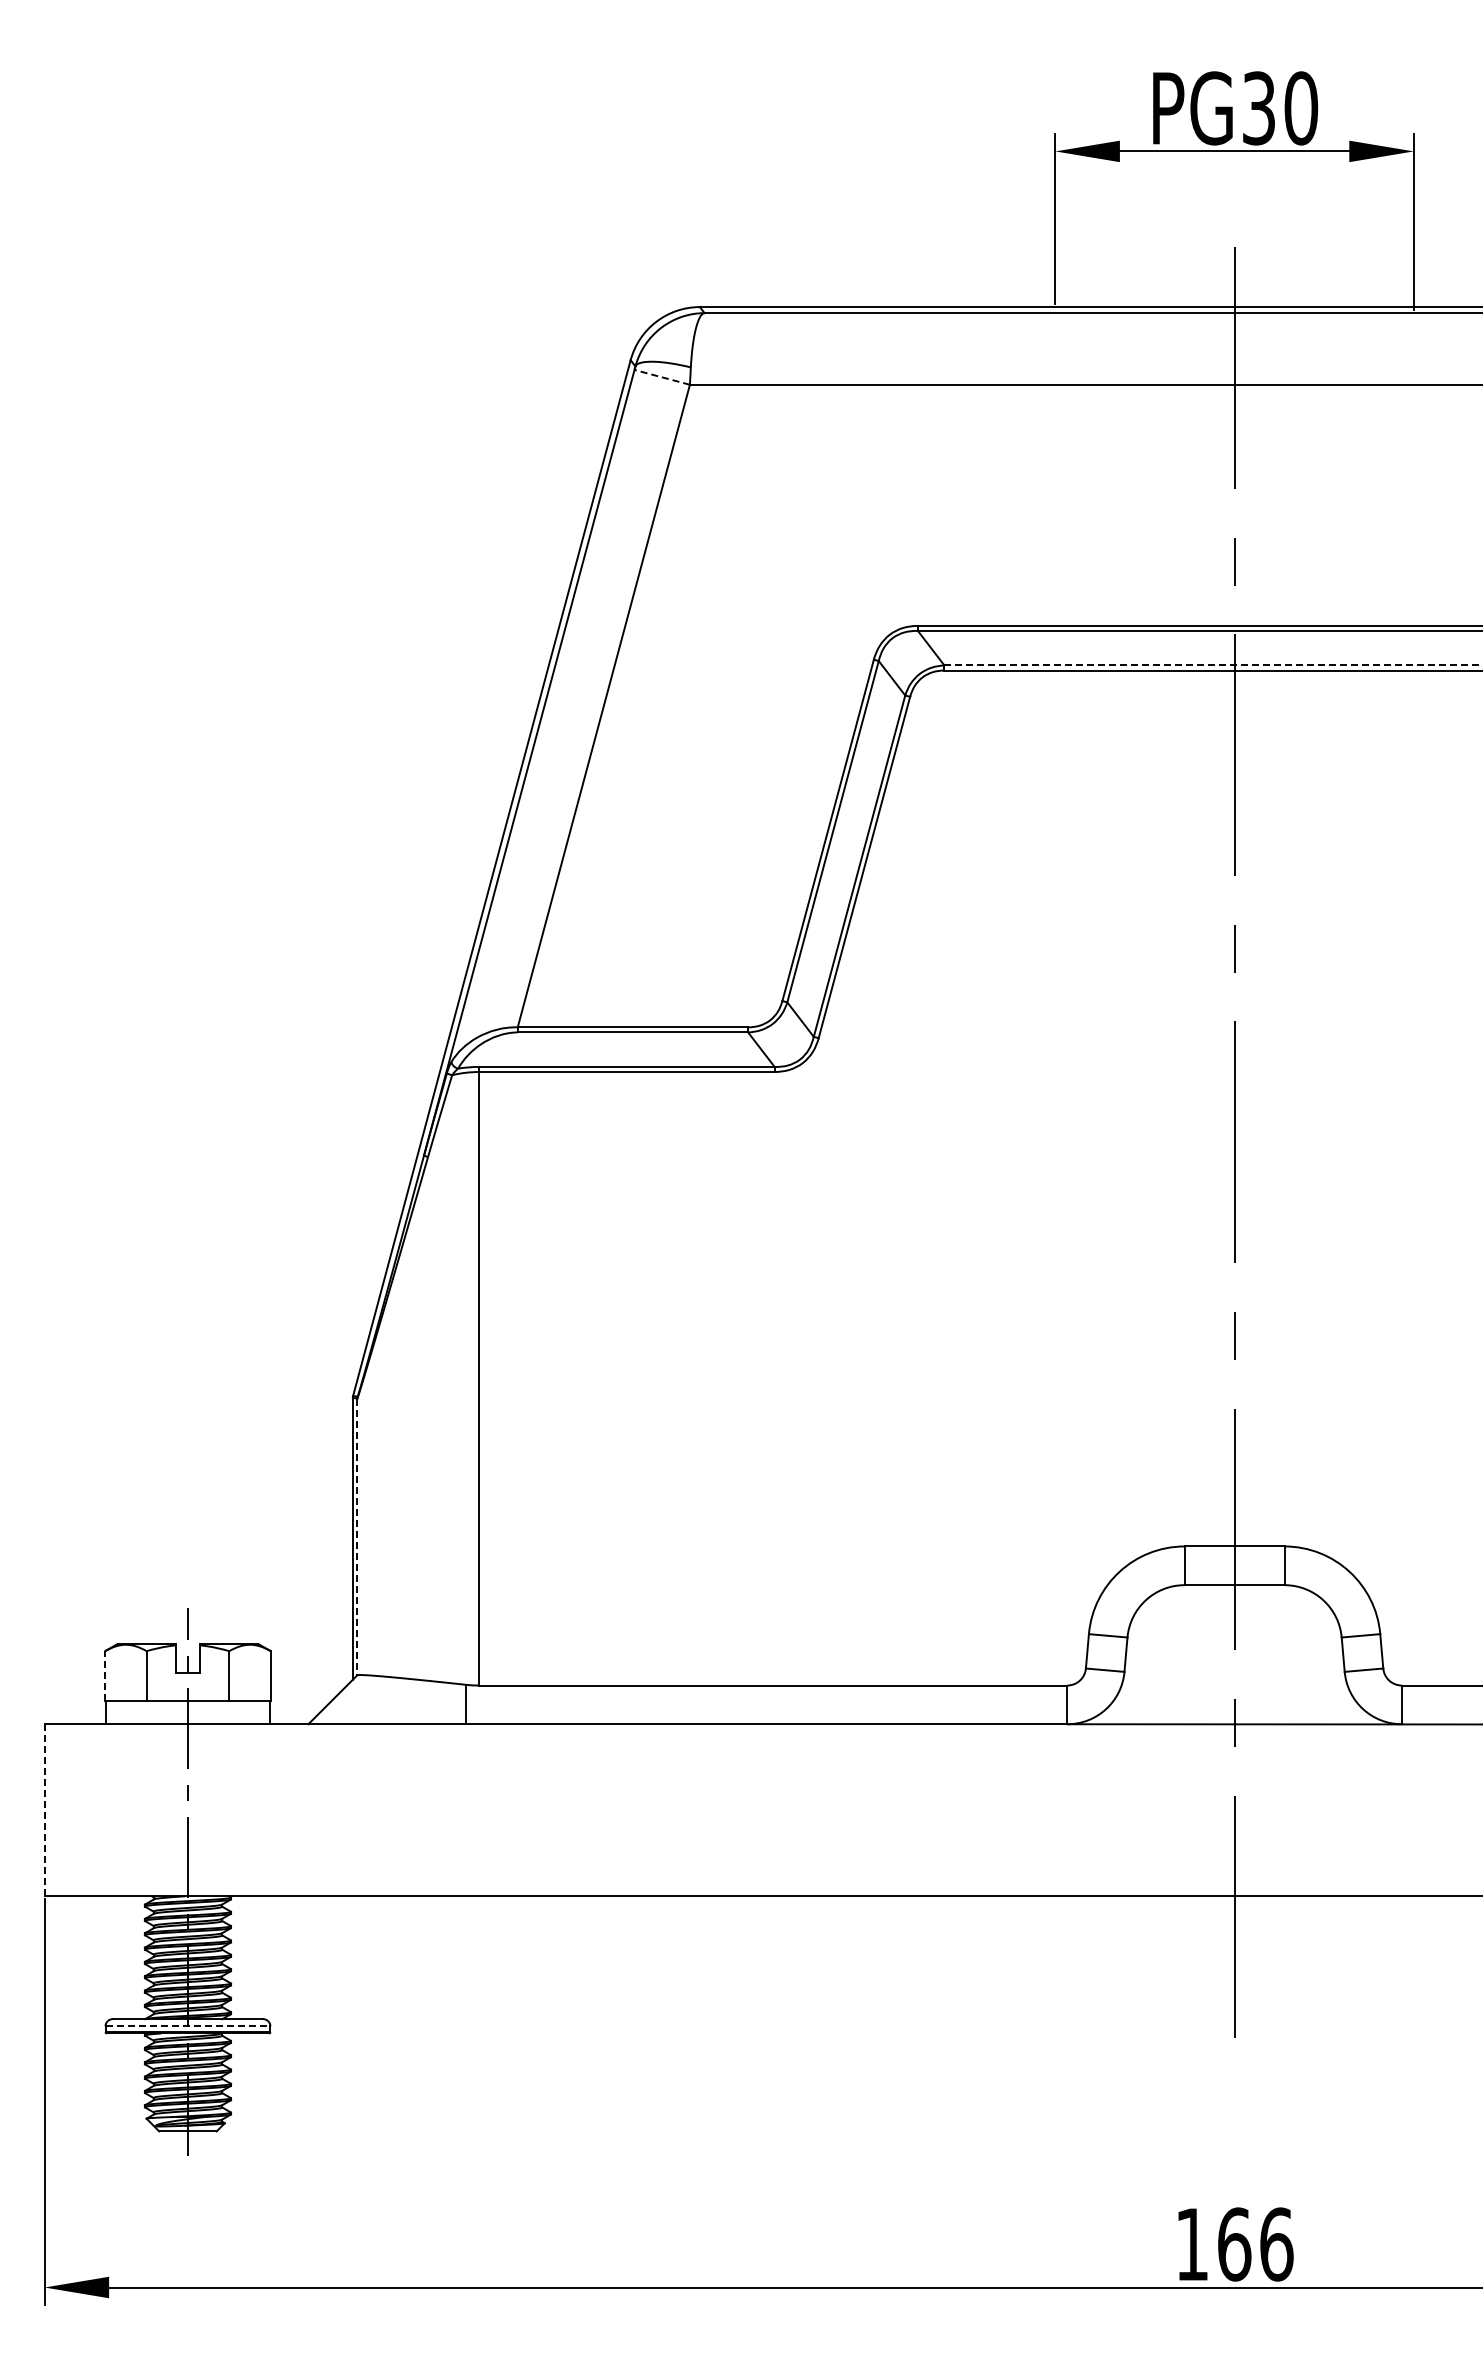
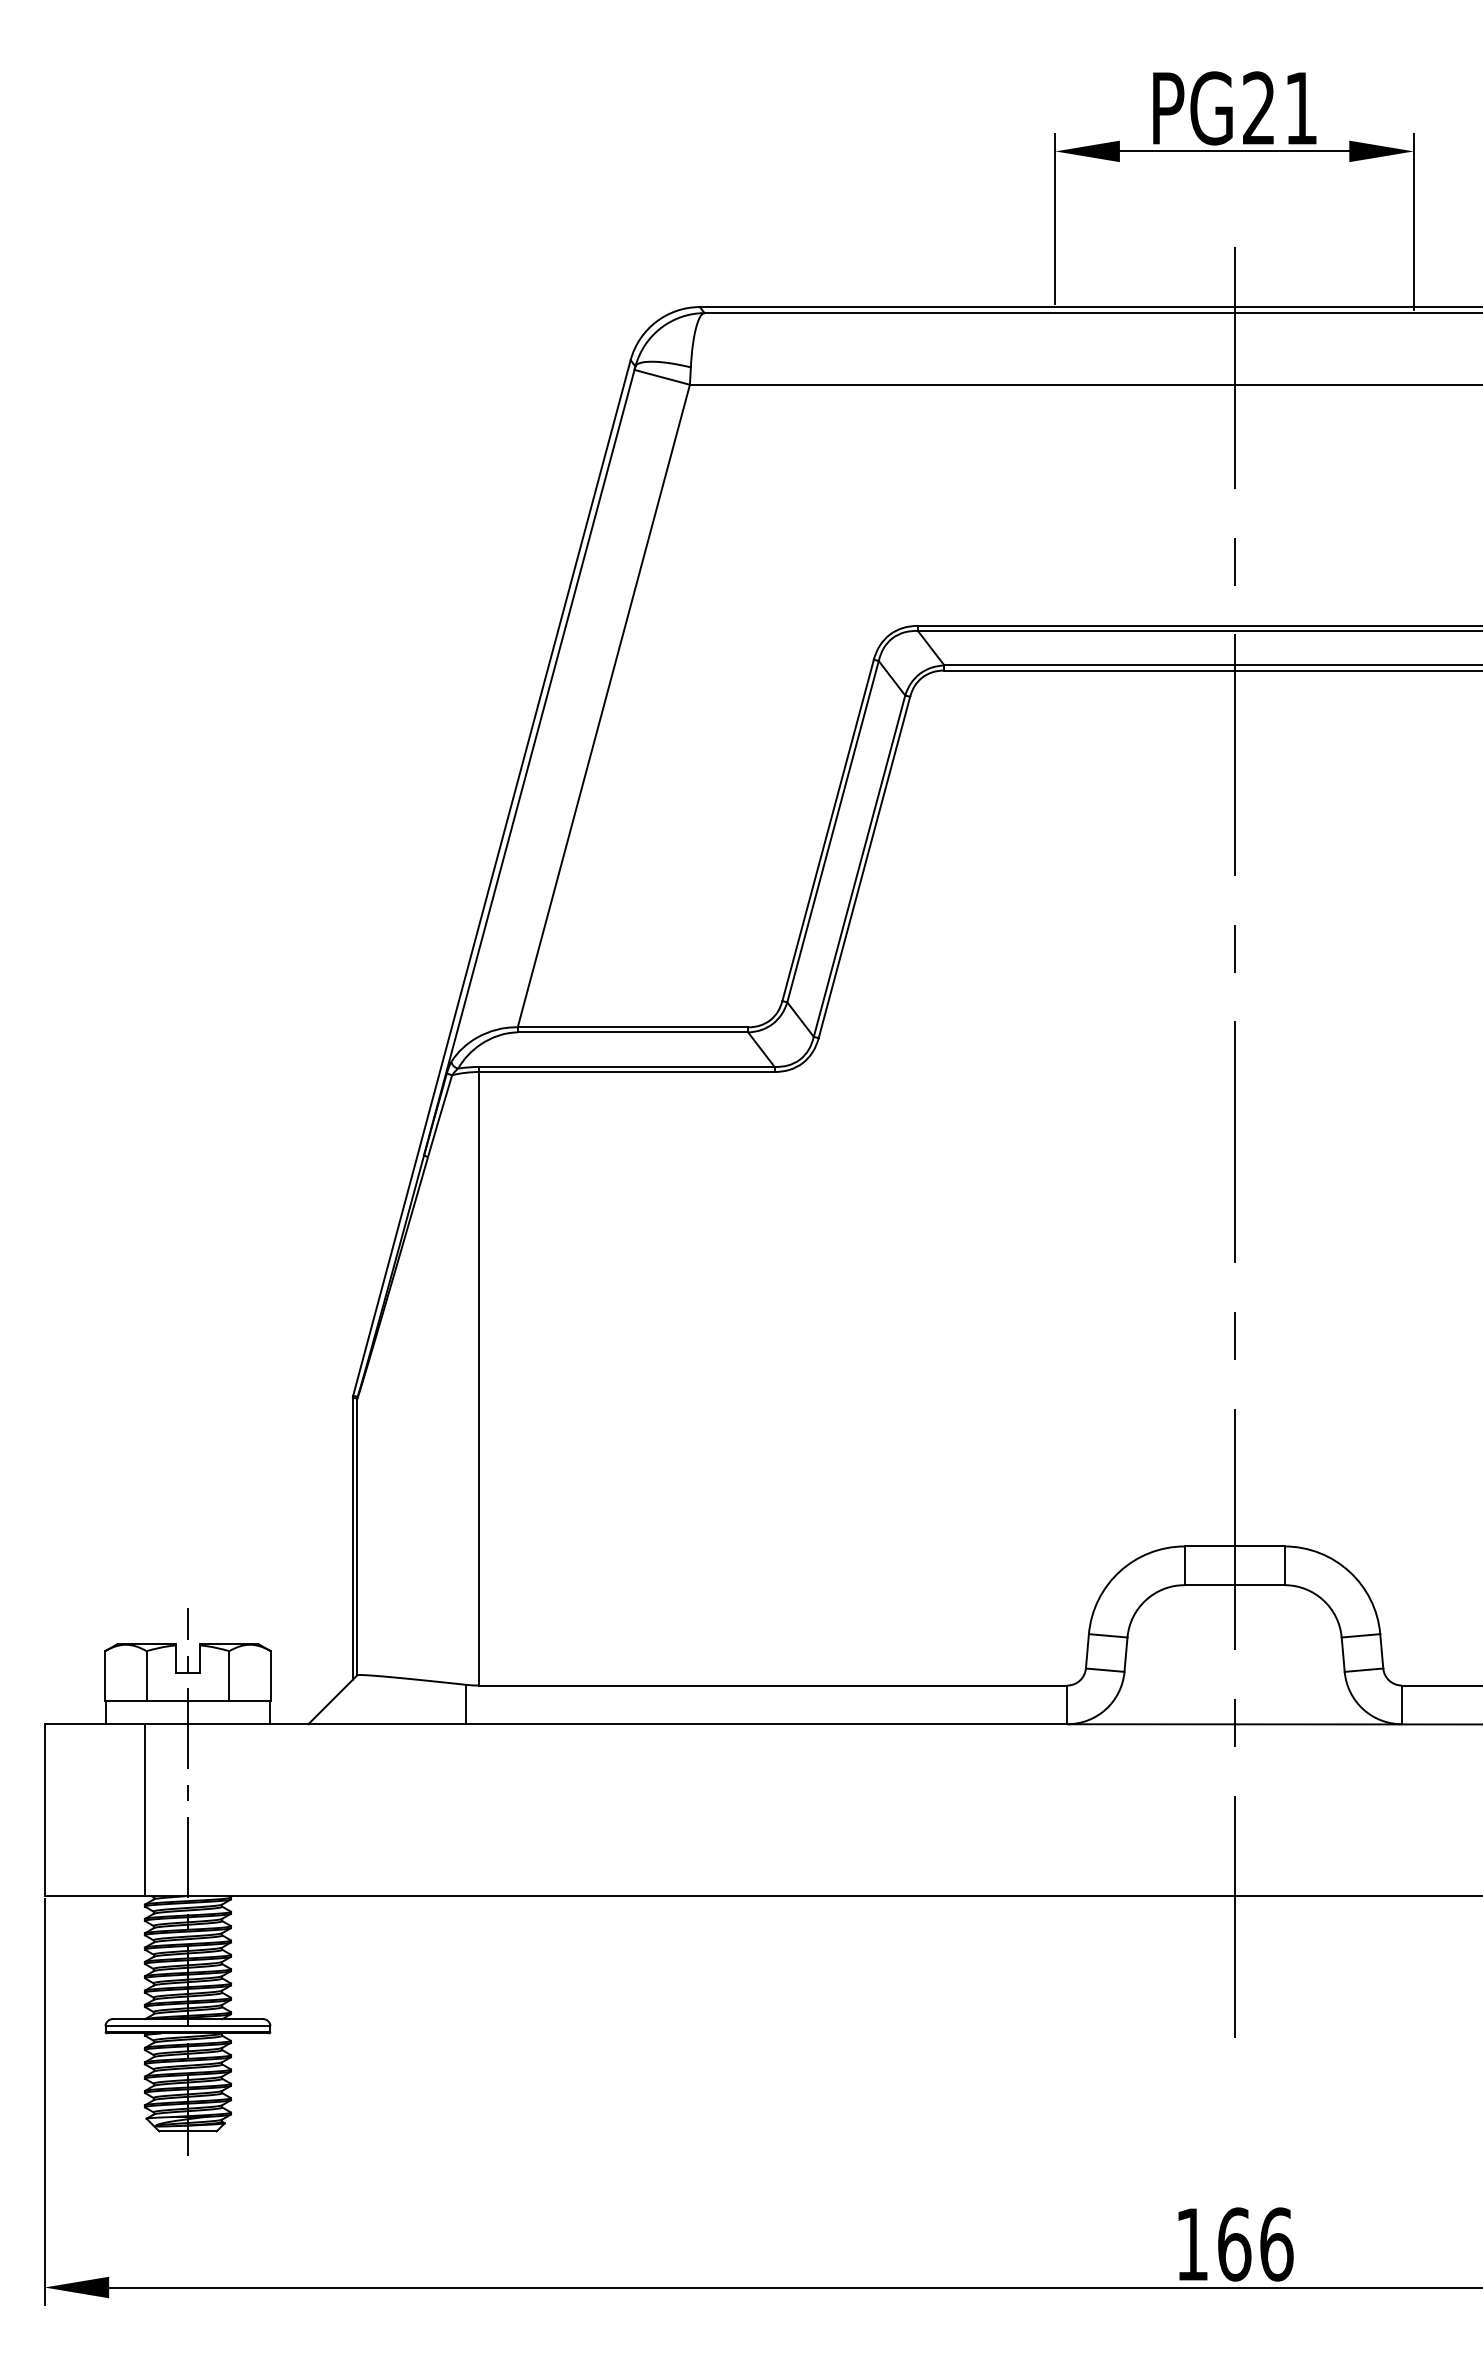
text: PG30 -> PG21 (1280, 108)
line: dashed -> solid (662, 377)
line: dashed -> solid (1214, 665)
line: dashed -> solid (357, 1537)
line: dashed -> solid (105, 1675)
line: dashed -> solid (44, 1810)
line: none -> present (144, 1810)
line: dashed -> solid (188, 2026)
